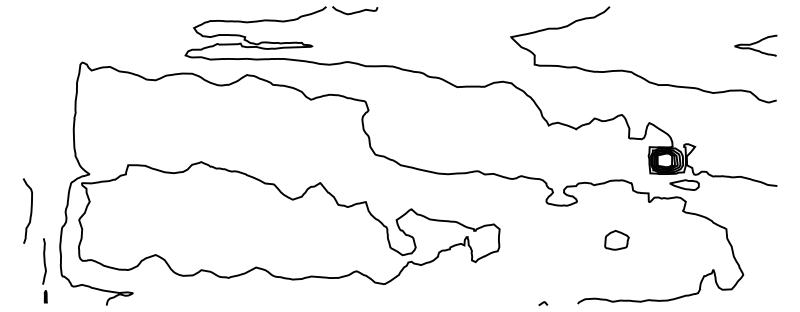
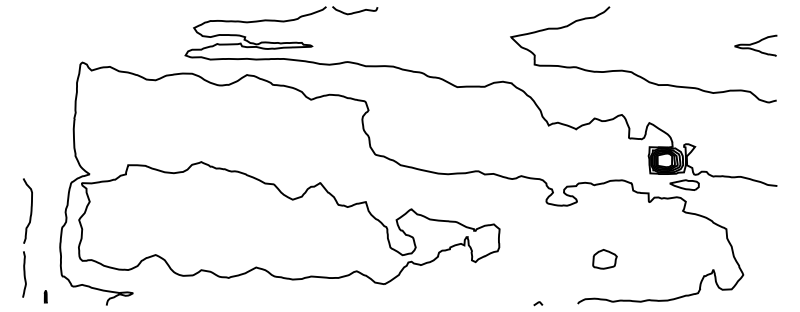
part position: (616, 240) -> (604, 259) (604, 259)
curve position: (44, 261) -> (24, 274) (24, 274)
curve position: (543, 303) -> (538, 303) (538, 303)
